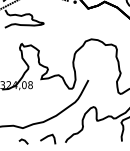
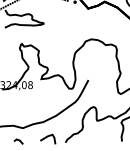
line position: (23, 141) -> (18, 141) (18, 141)
